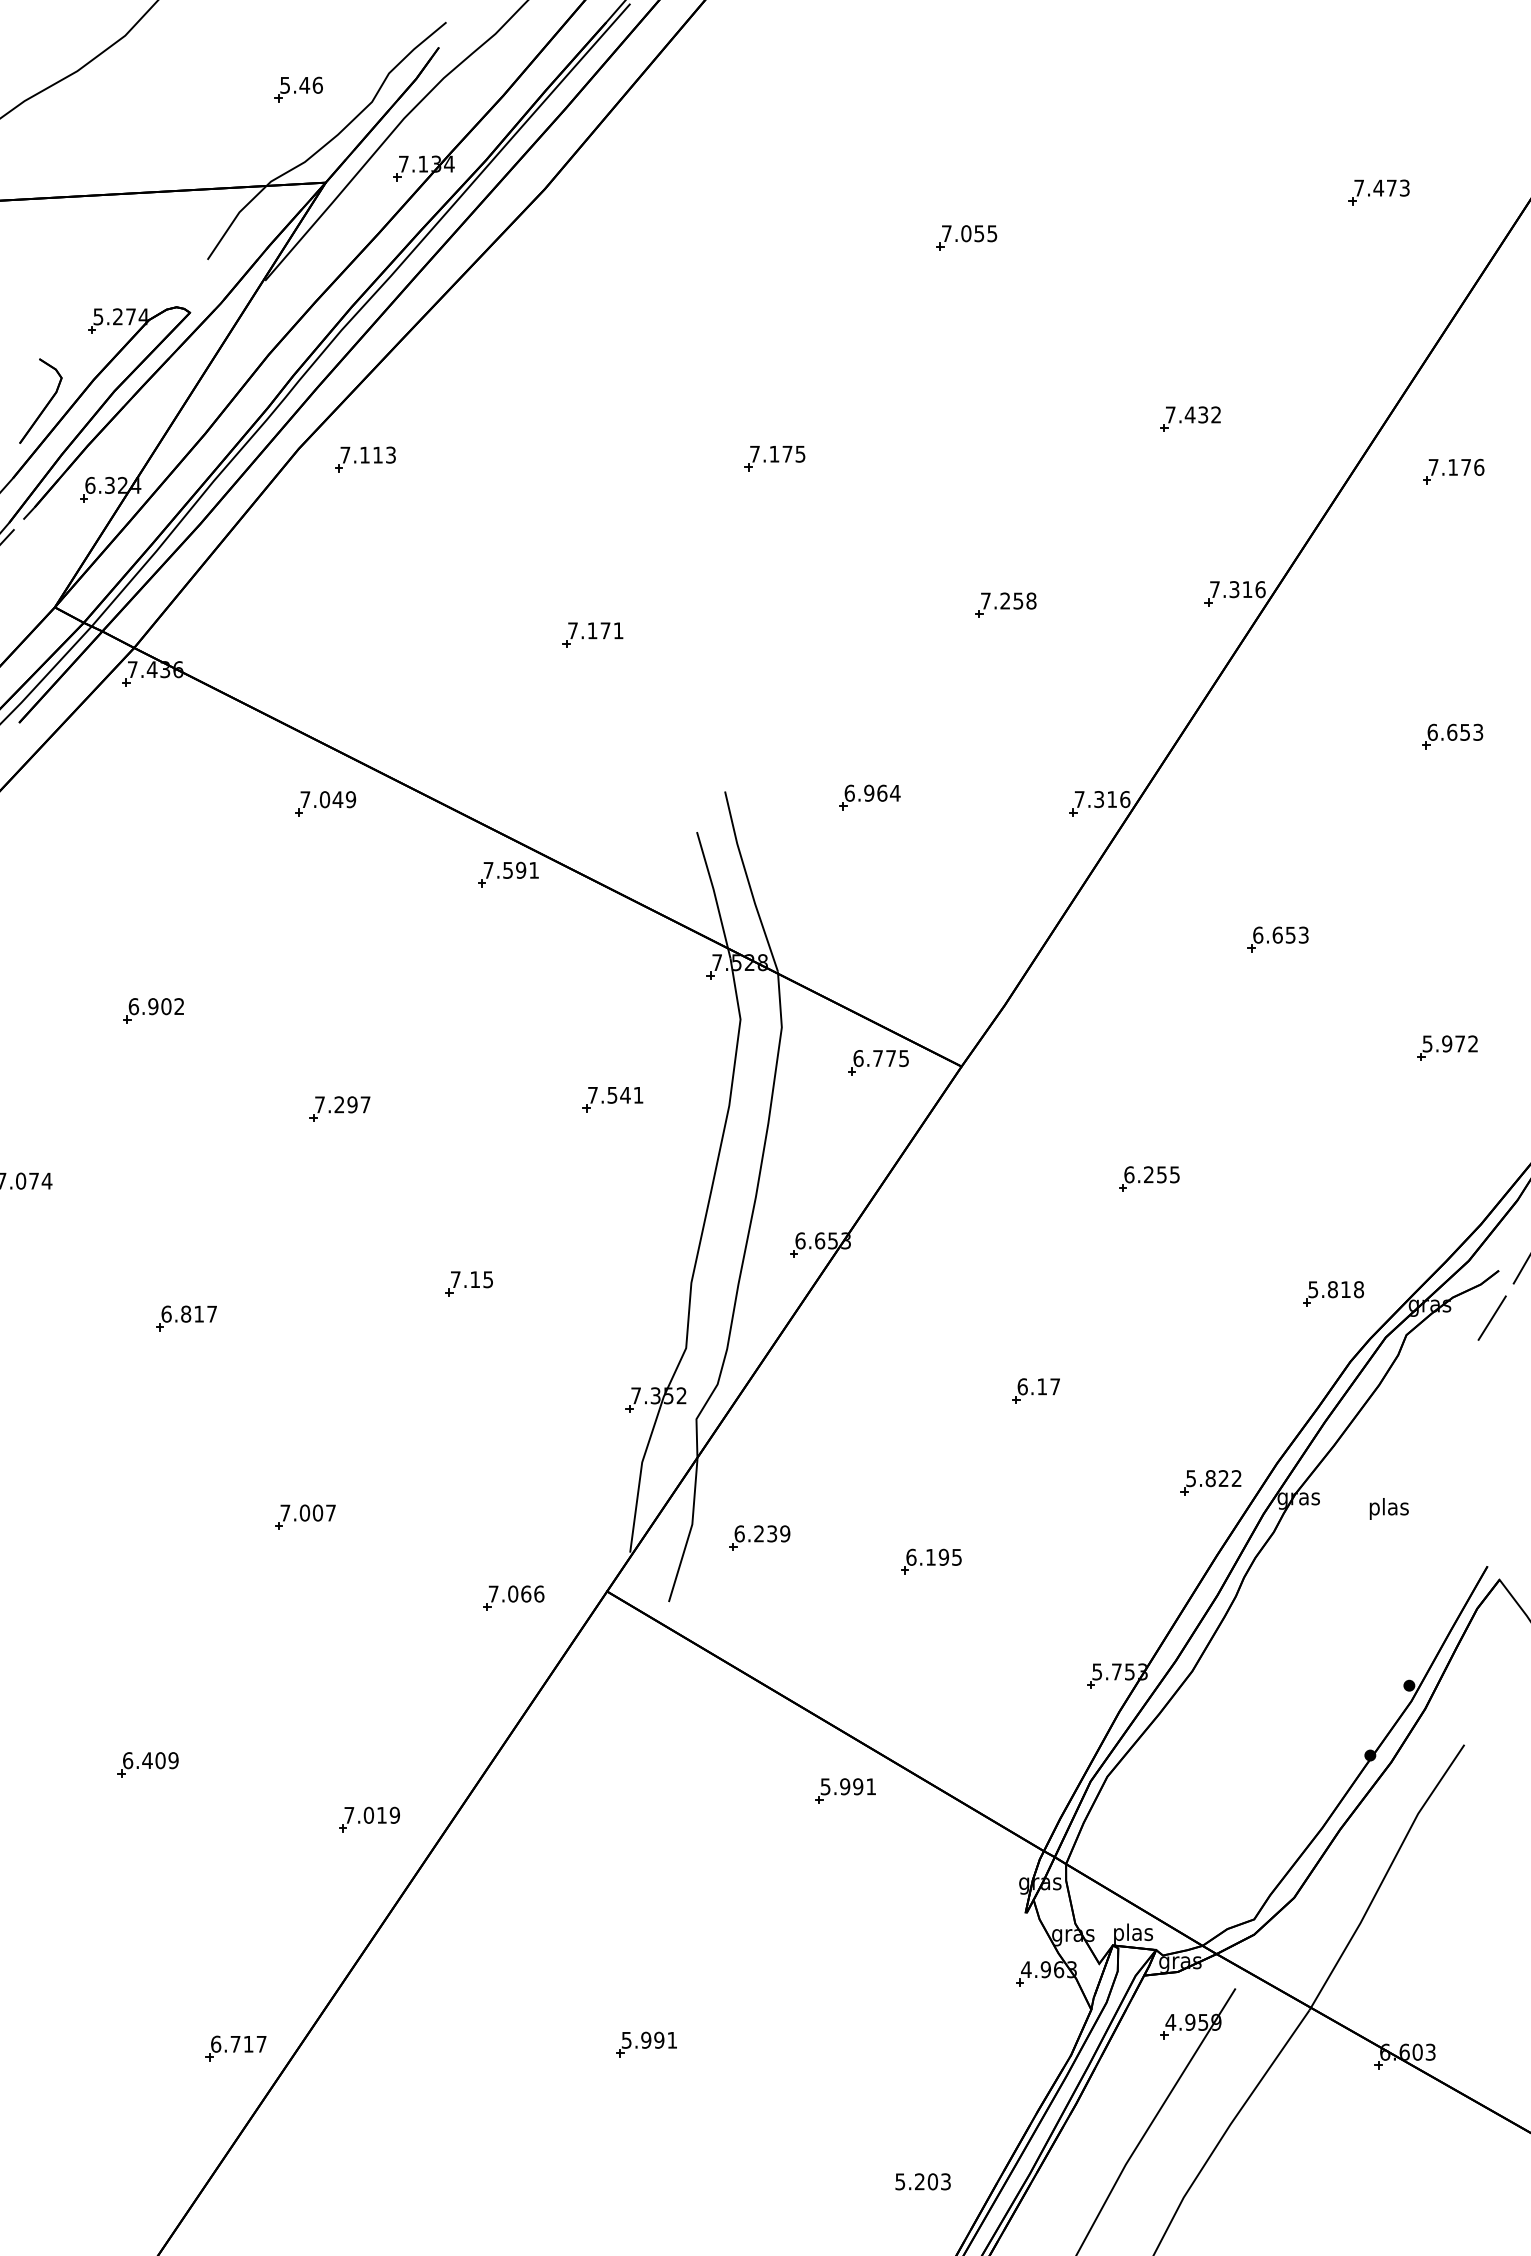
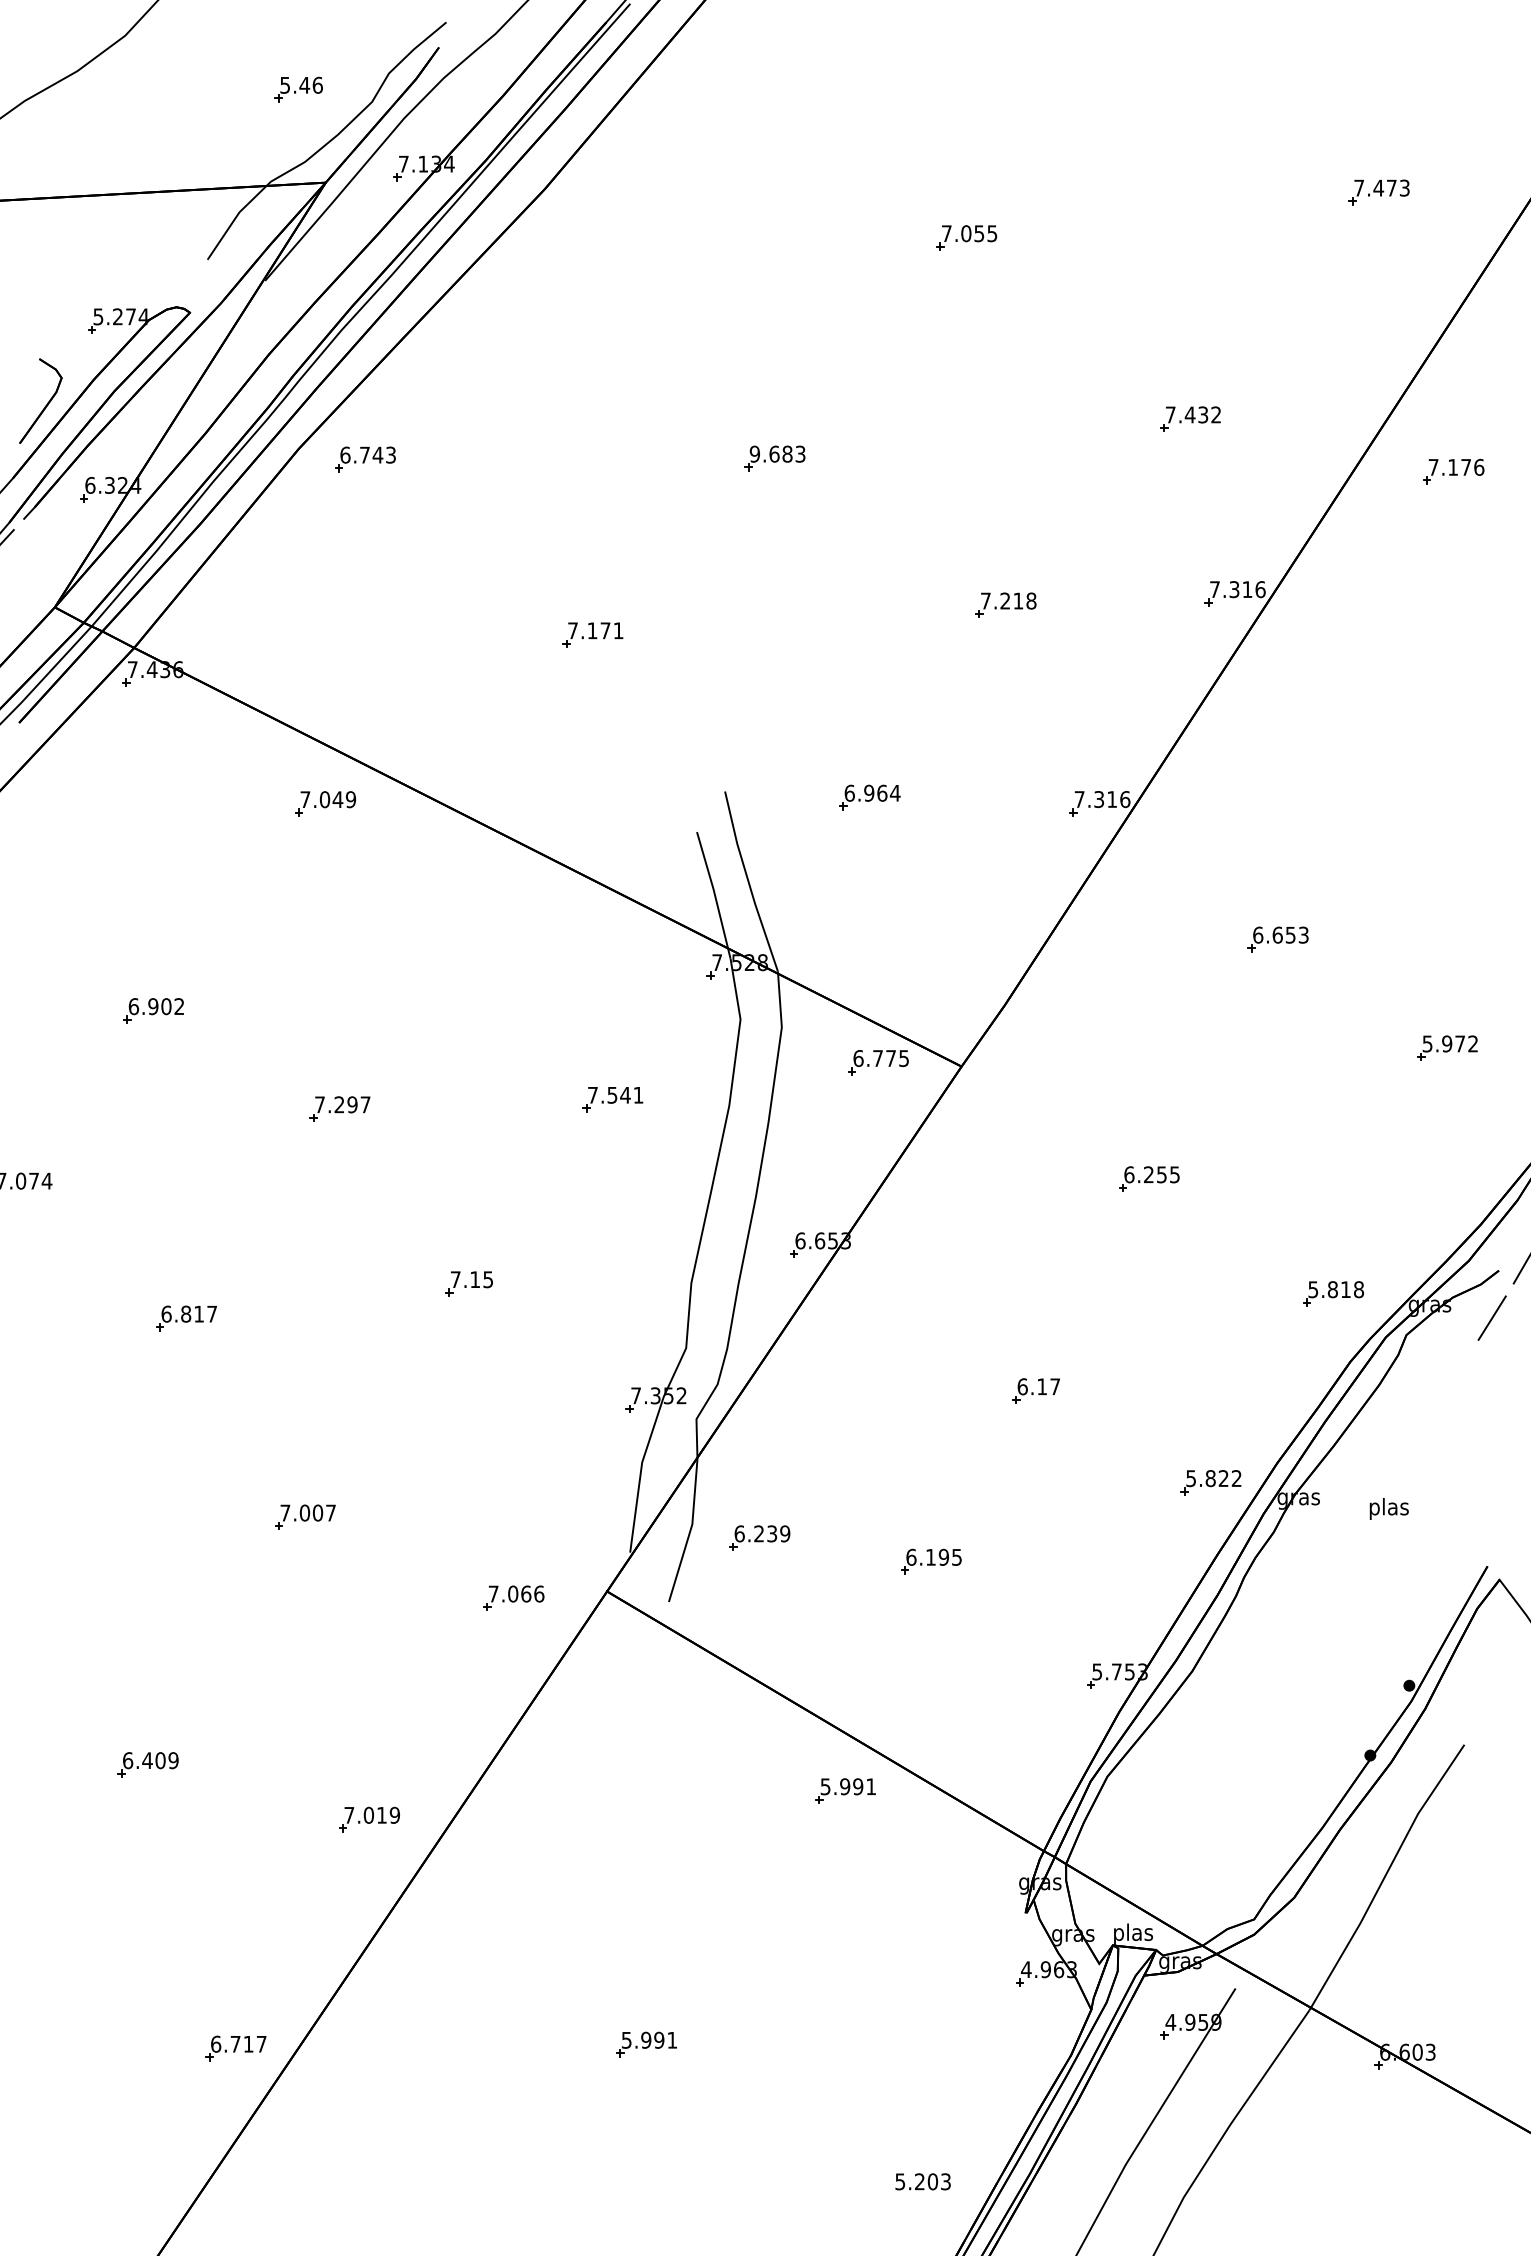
text: 7.175 -> 9.683 (777, 453)
text: 7.113 -> 6.743 (361, 454)
text: 7.258 -> 7.218 (1018, 600)
part: present -> none (1452, 736)
part: present -> none (508, 874)
